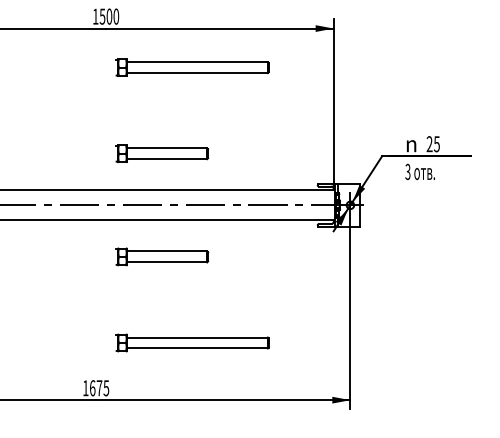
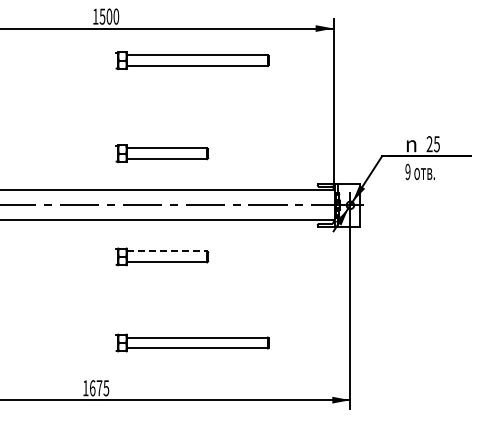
part position: (192, 67) -> (192, 60) (192, 60)
text: 3 -> 9 (407, 171)
line: solid -> dashed (167, 251)
